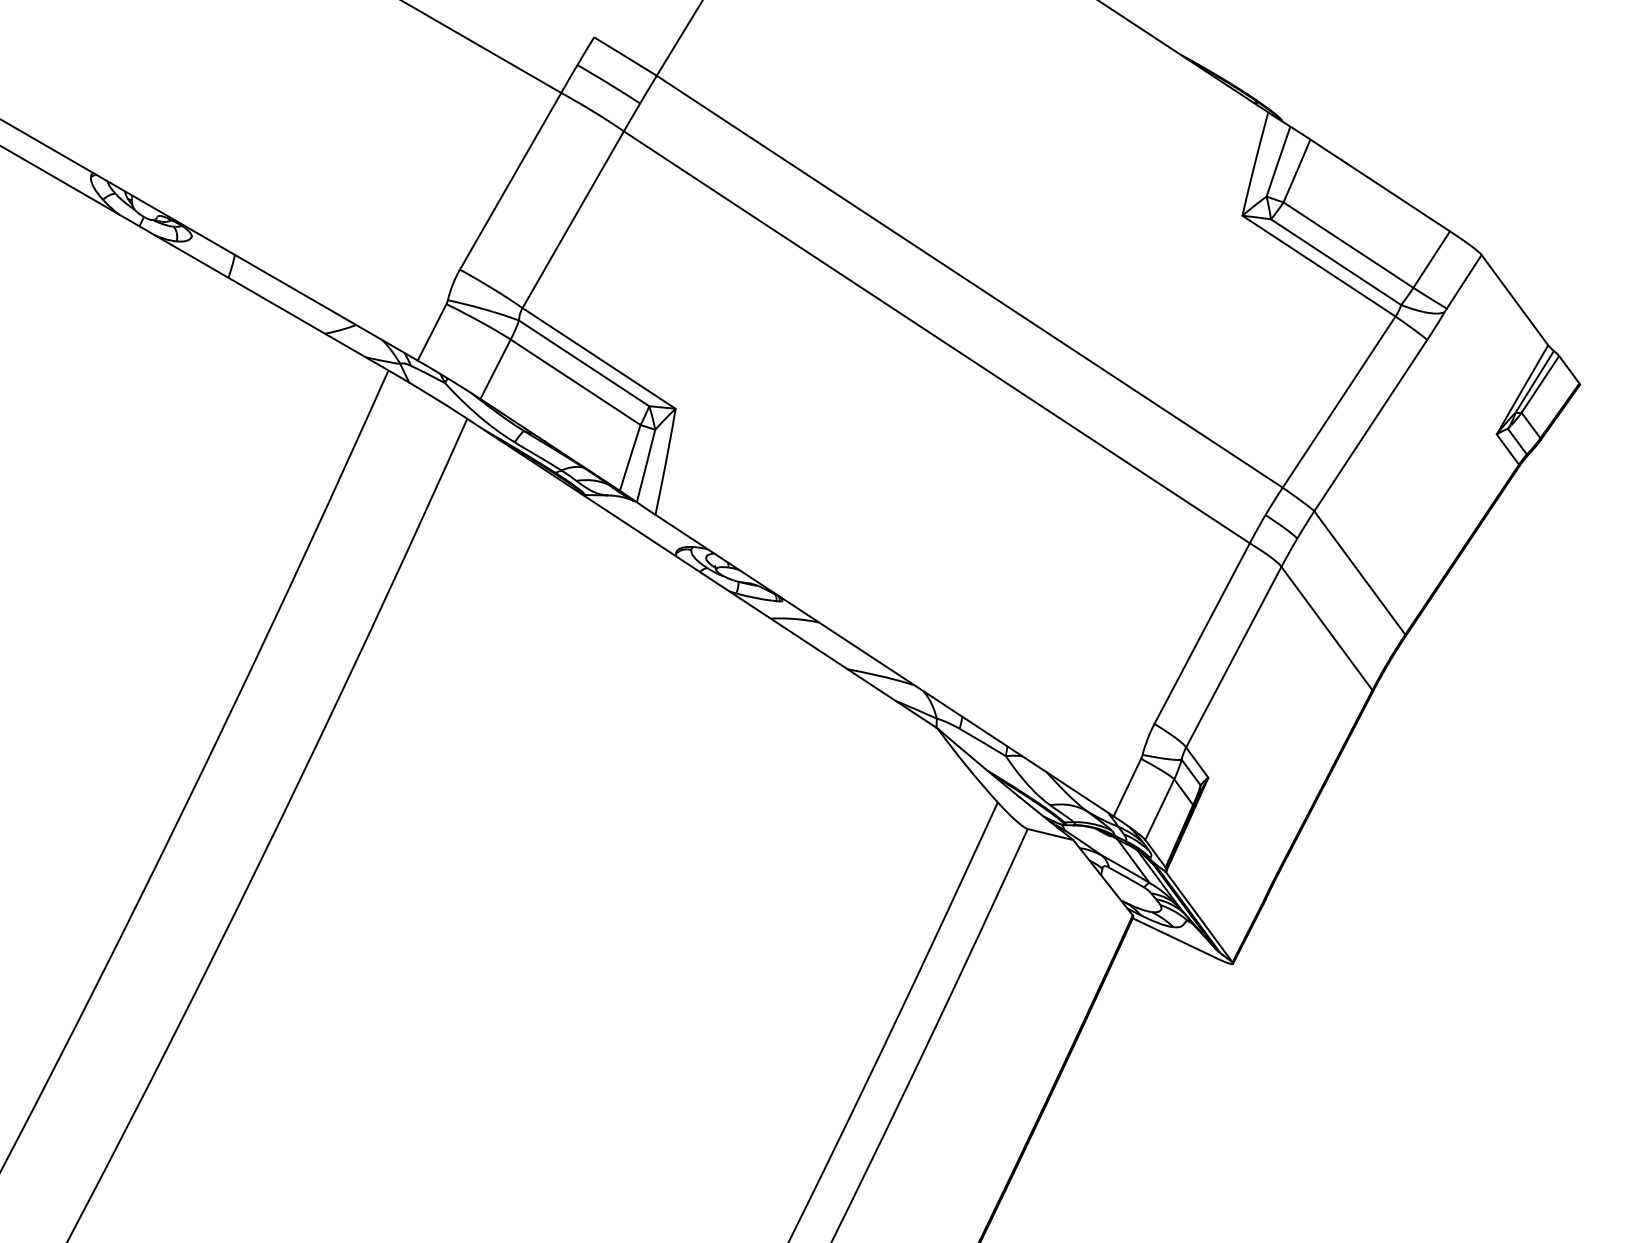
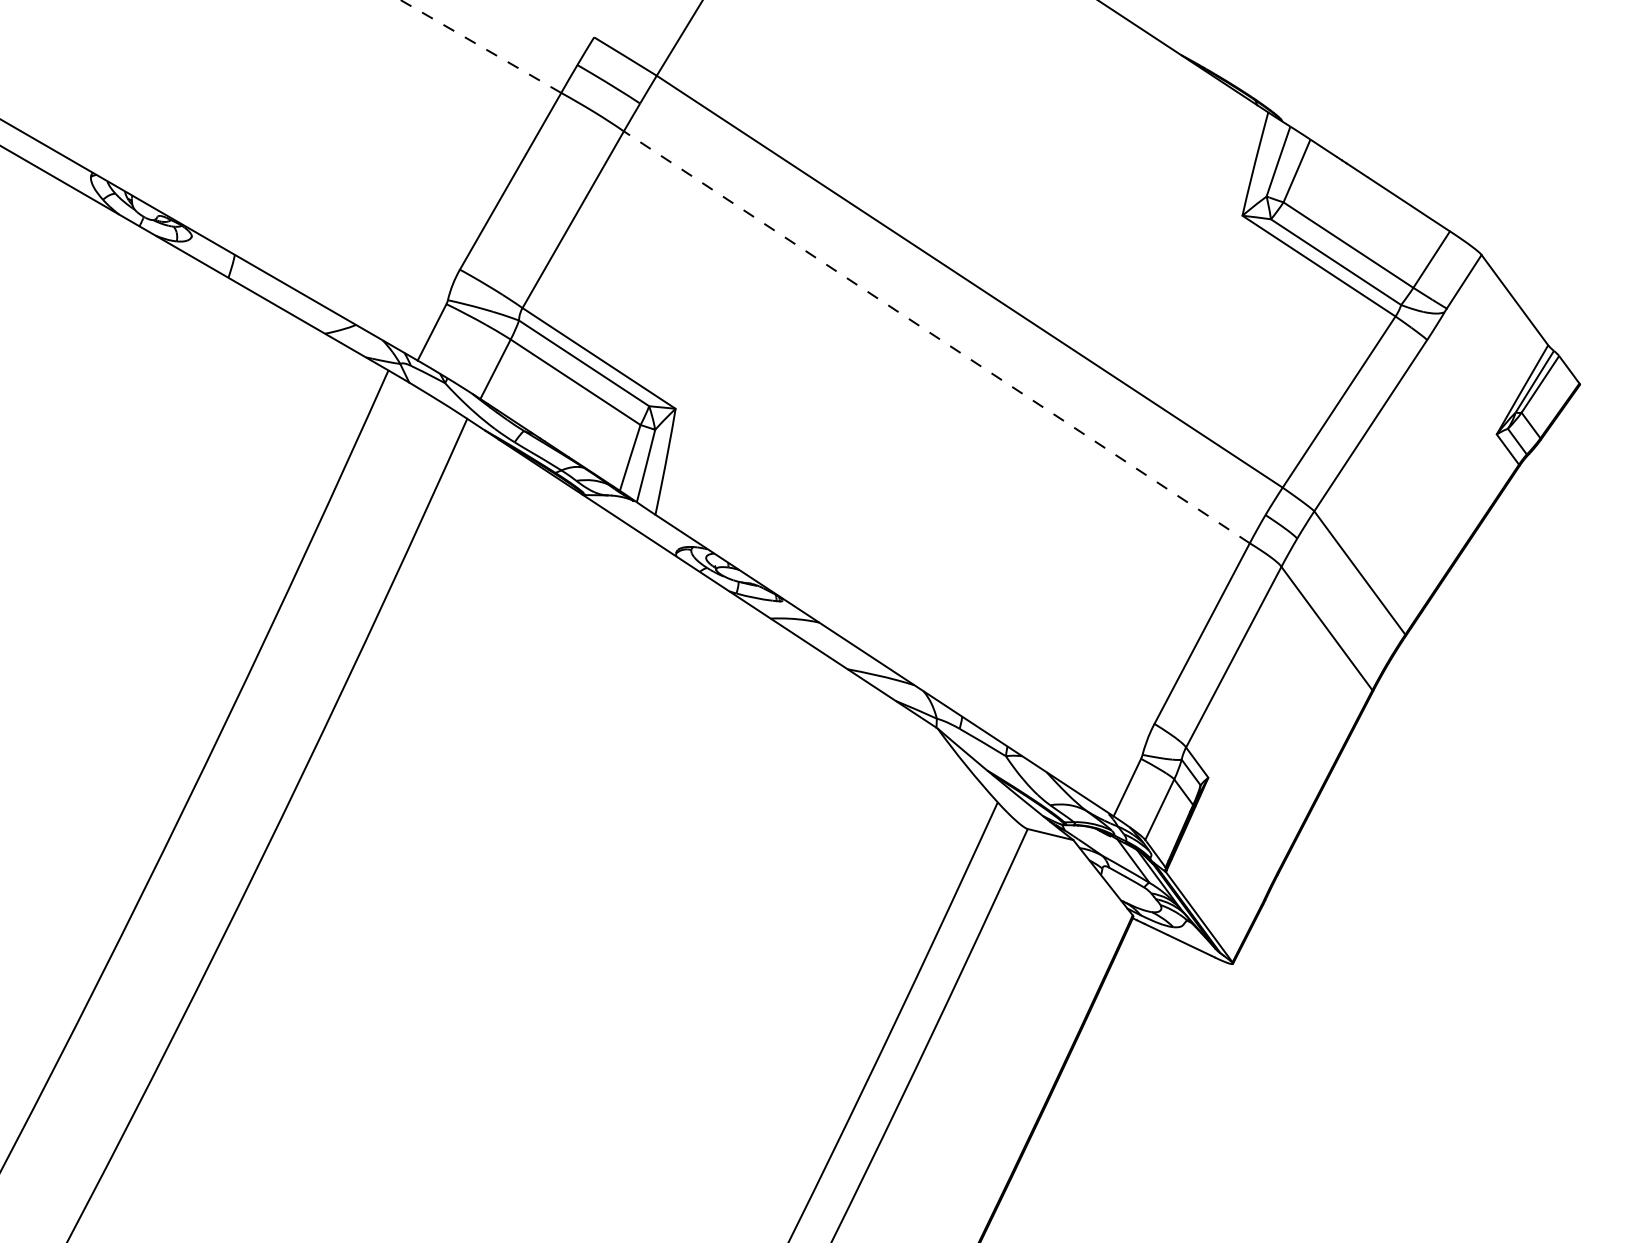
line: solid -> dashed (480, 46)
line: solid -> dashed (936, 337)
